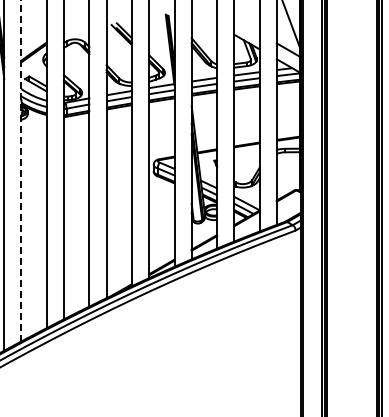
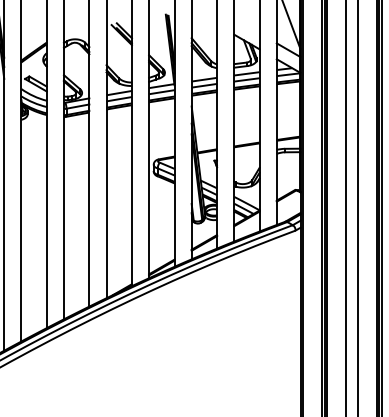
line: dashed -> solid (21, 170)
line: none -> present (345, 207)
line: none -> present (357, 207)
